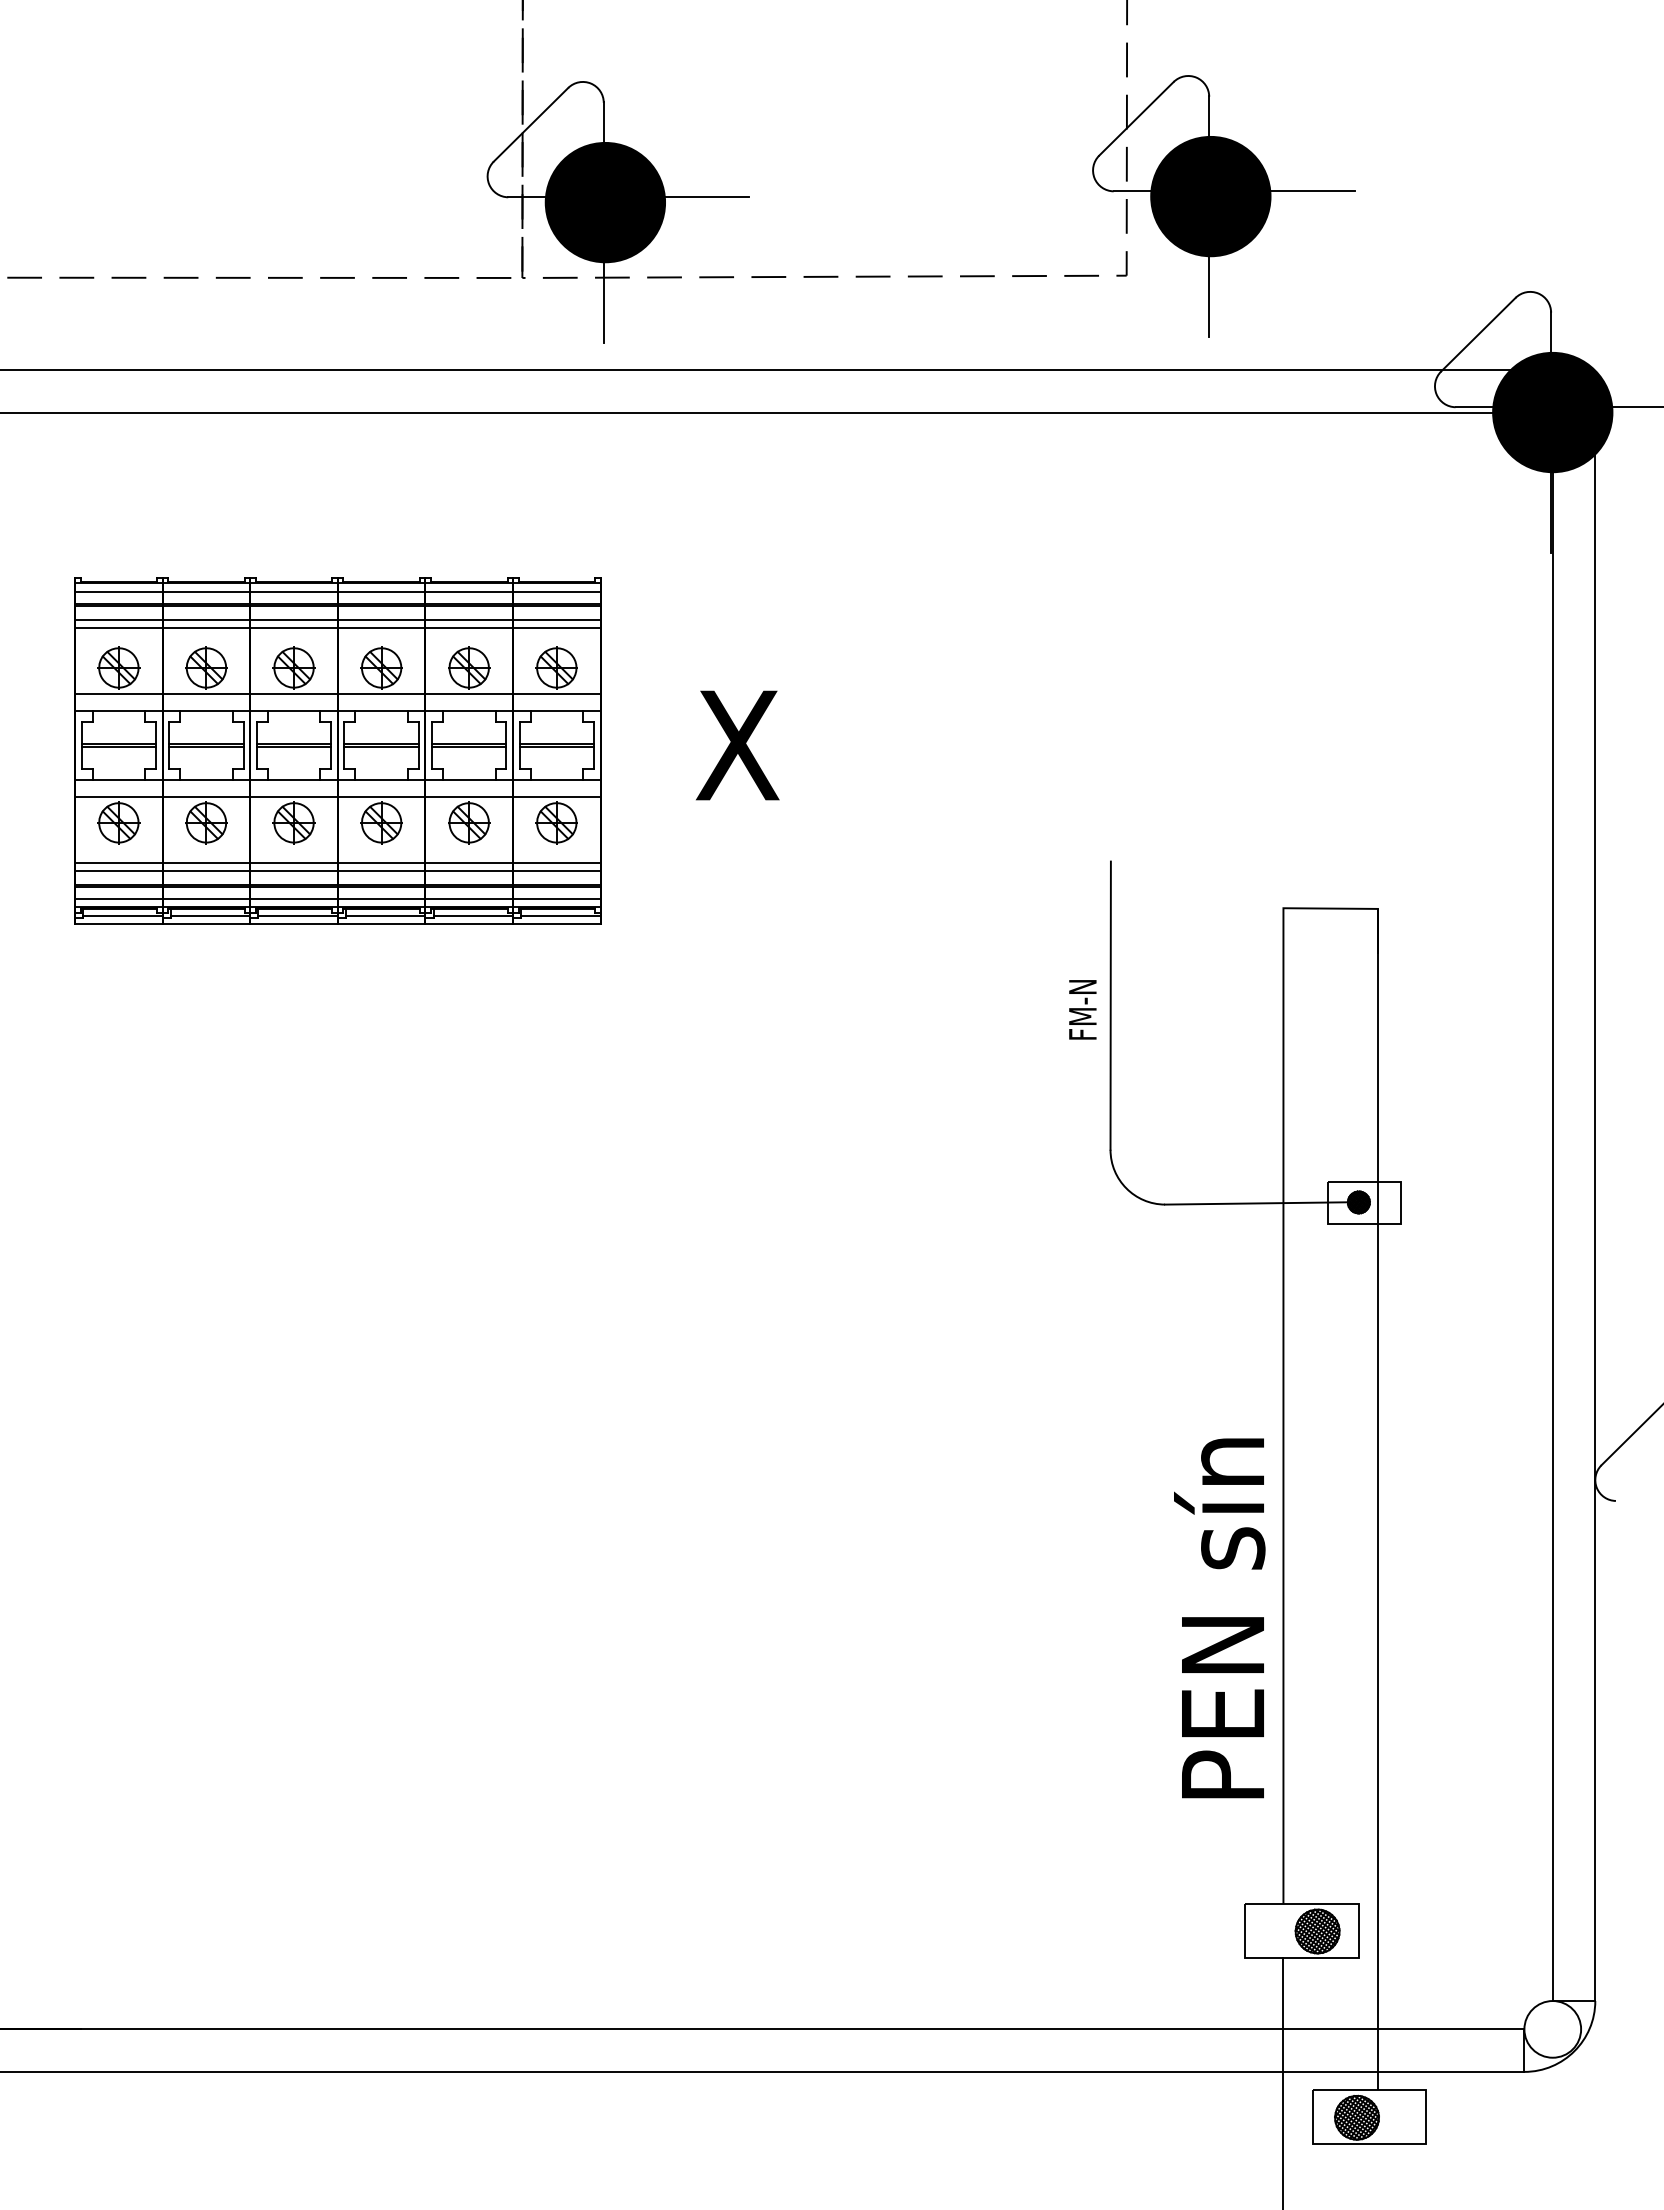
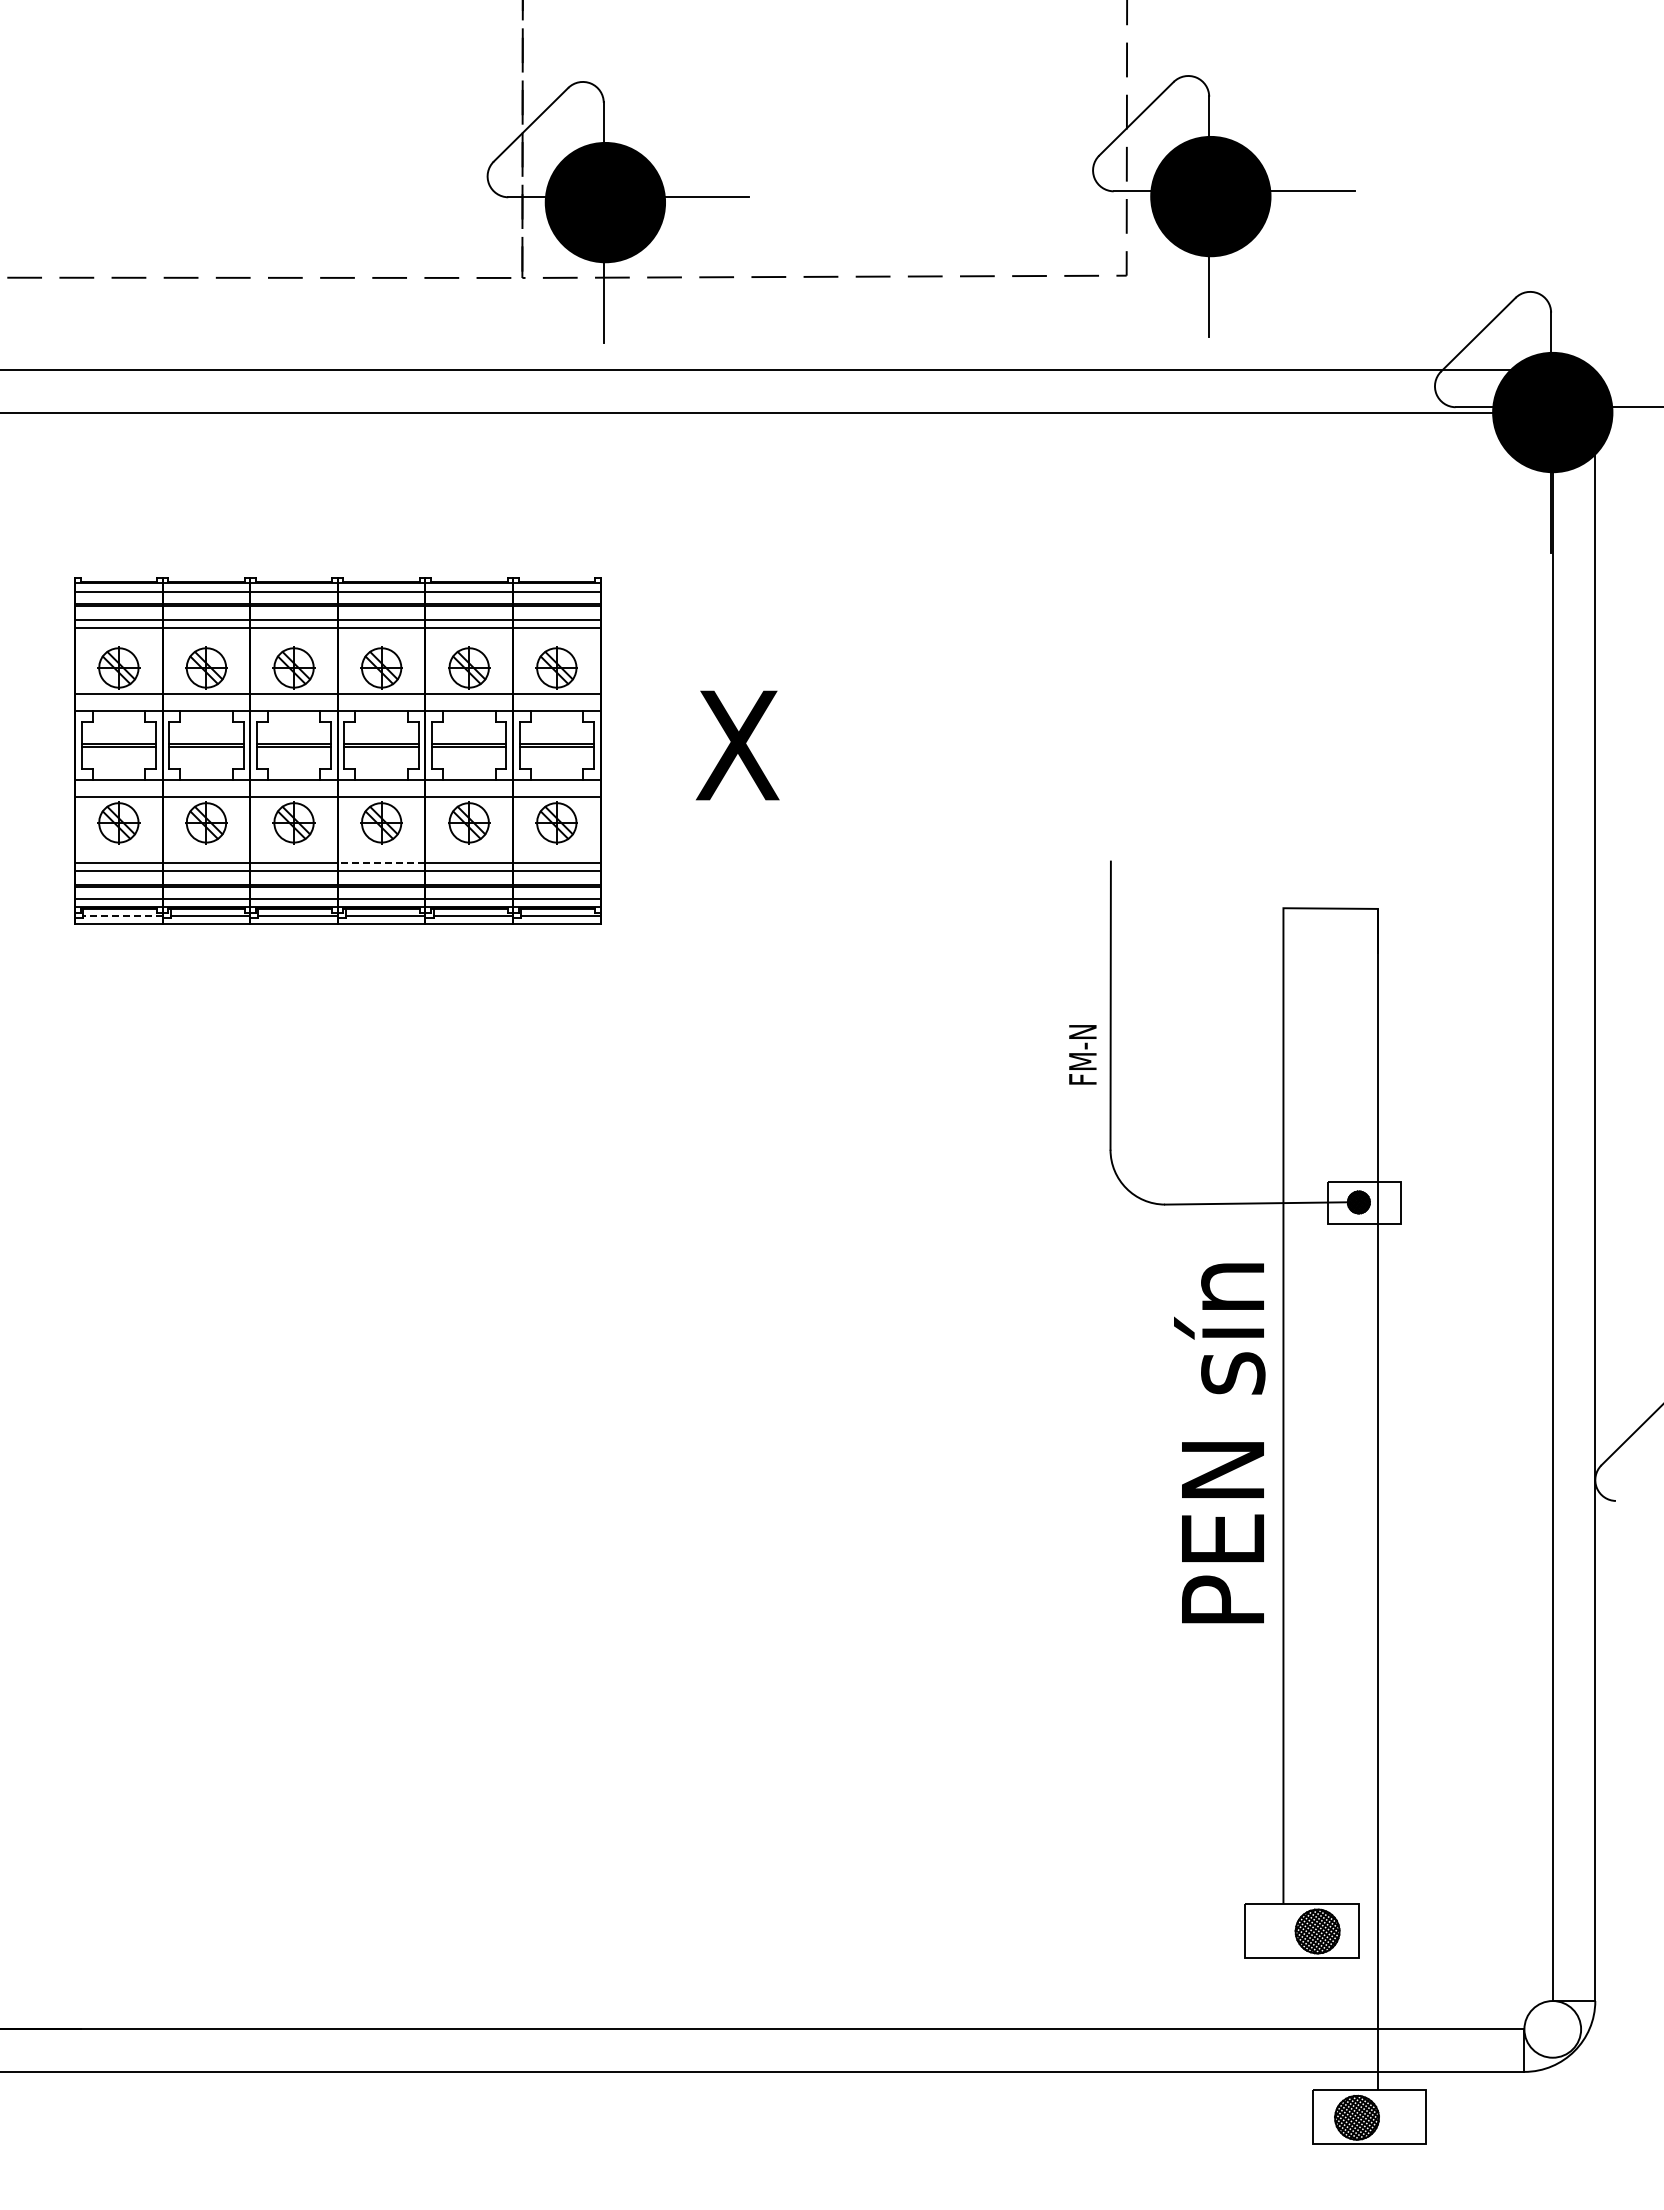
line: solid -> dashed (381, 862)
line: solid -> dashed (122, 915)
text position: (1082, 1009) -> (1082, 1054) (1082, 1054)
text position: (1219, 1618) -> (1219, 1443) (1219, 1443)
line: present -> none (1283, 2081)
